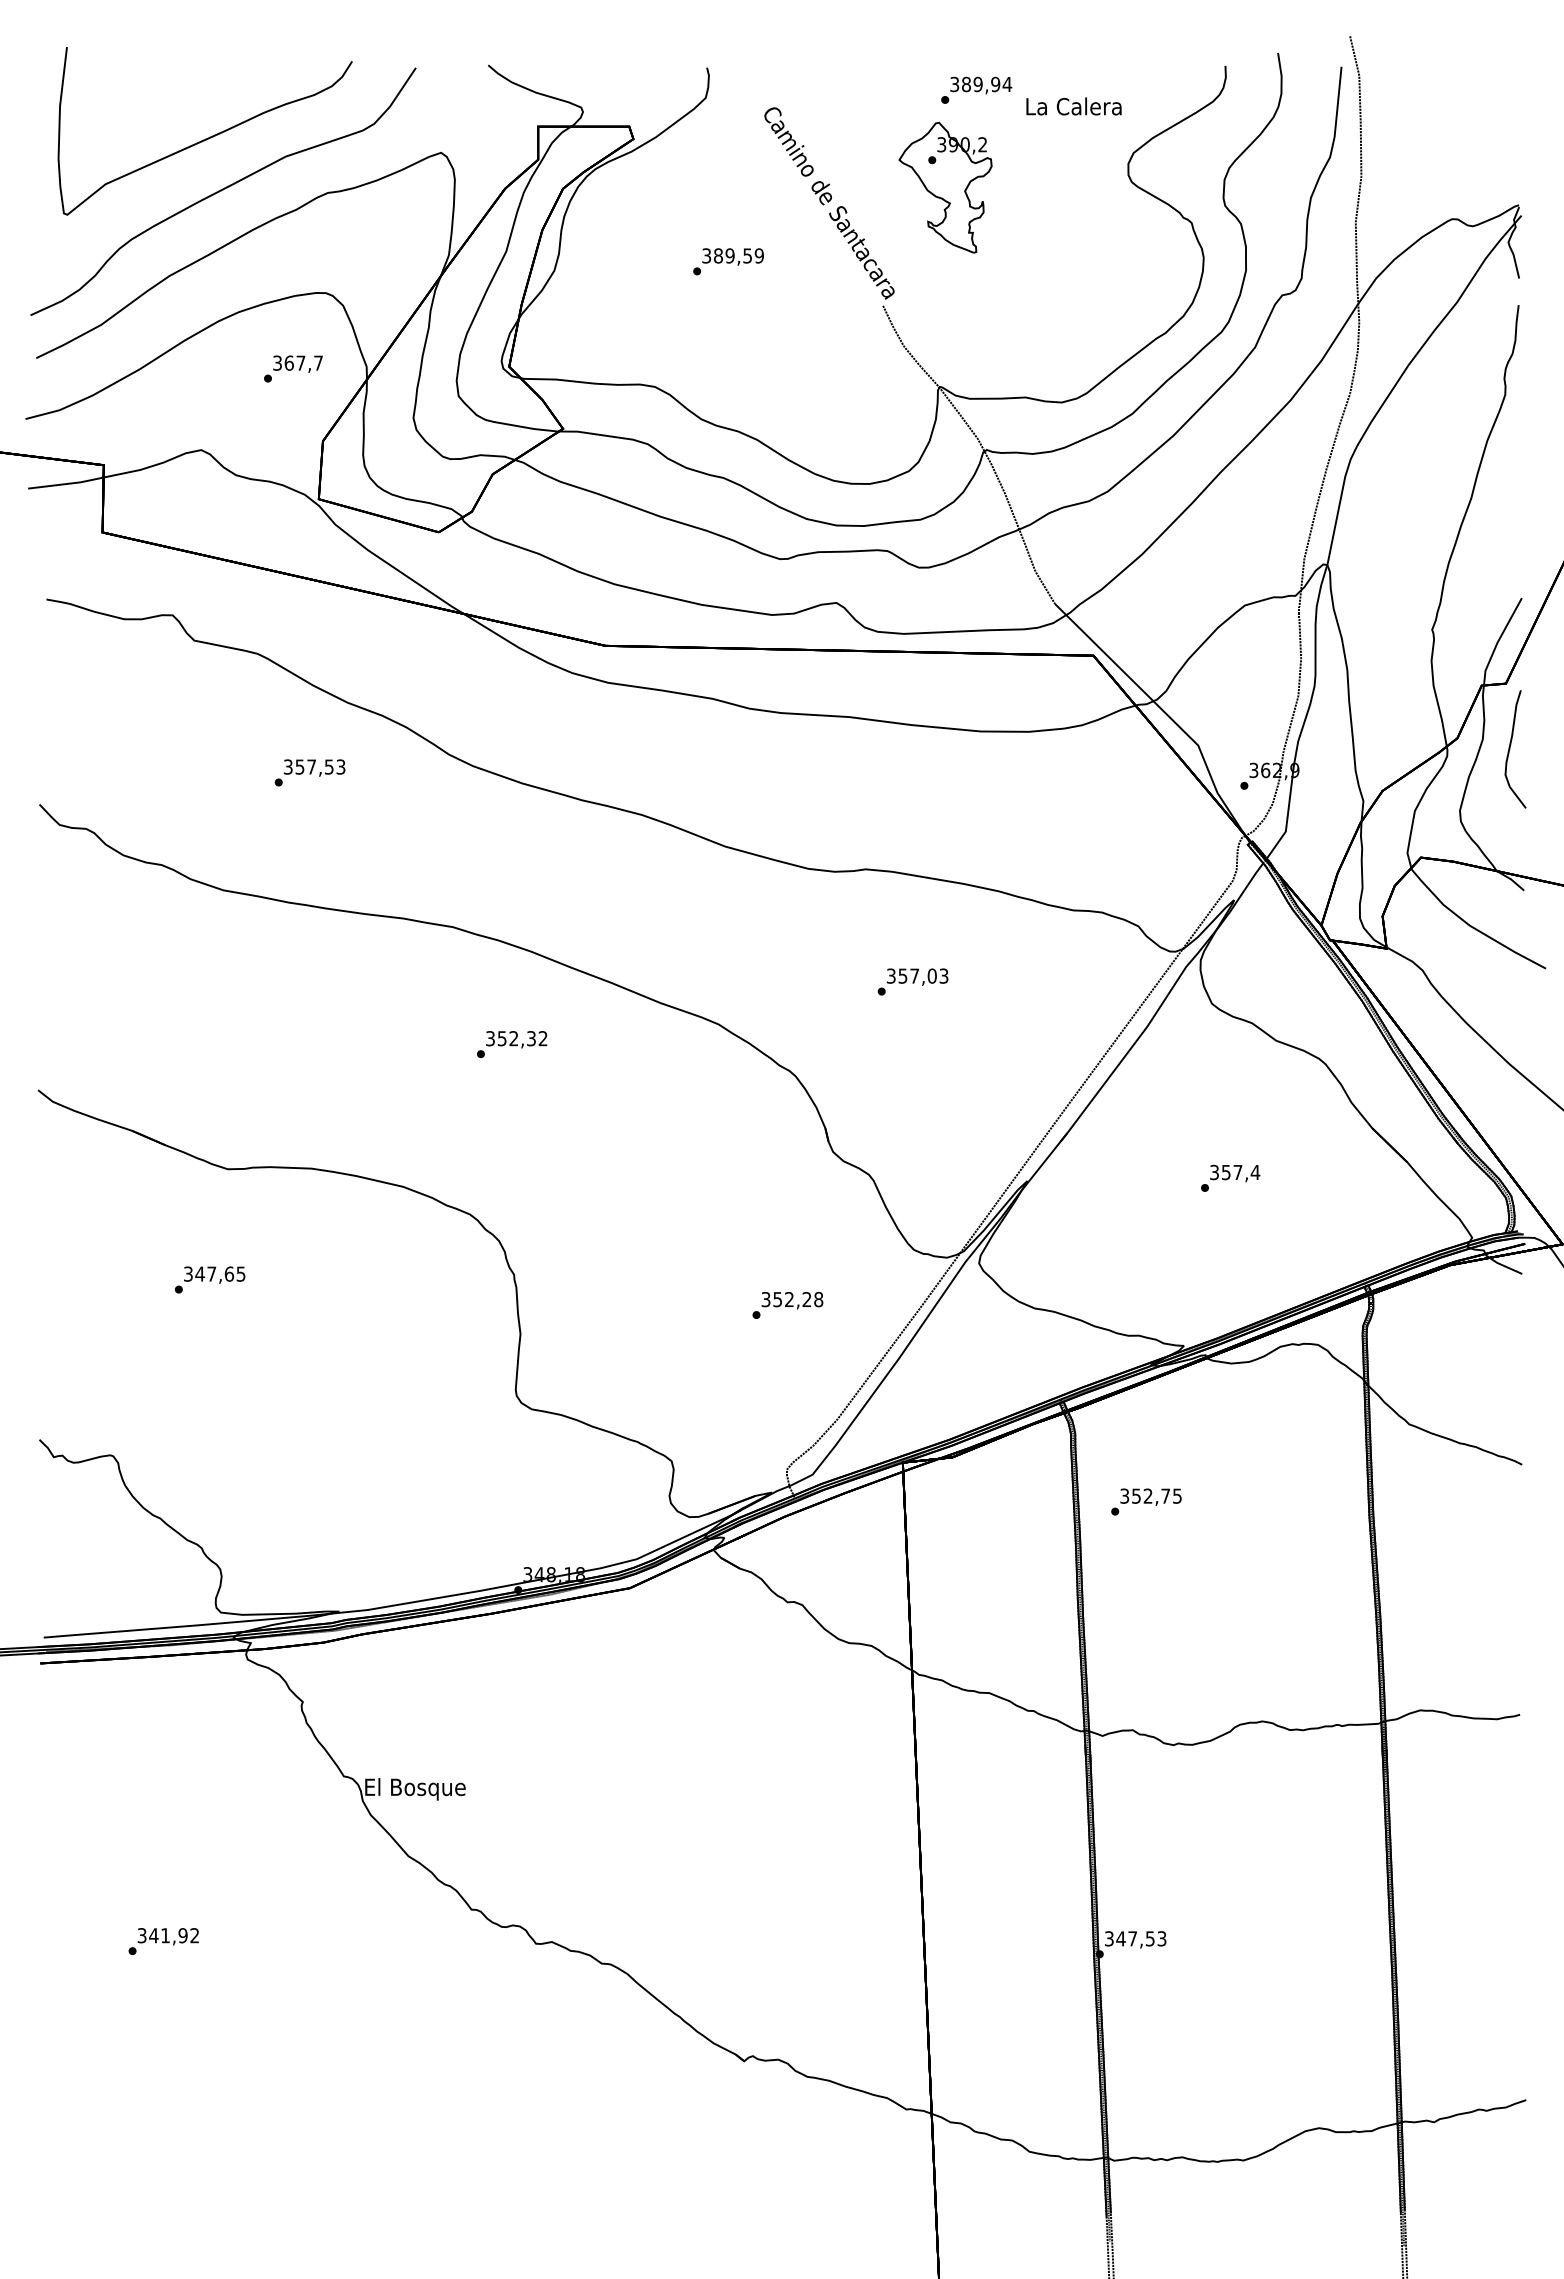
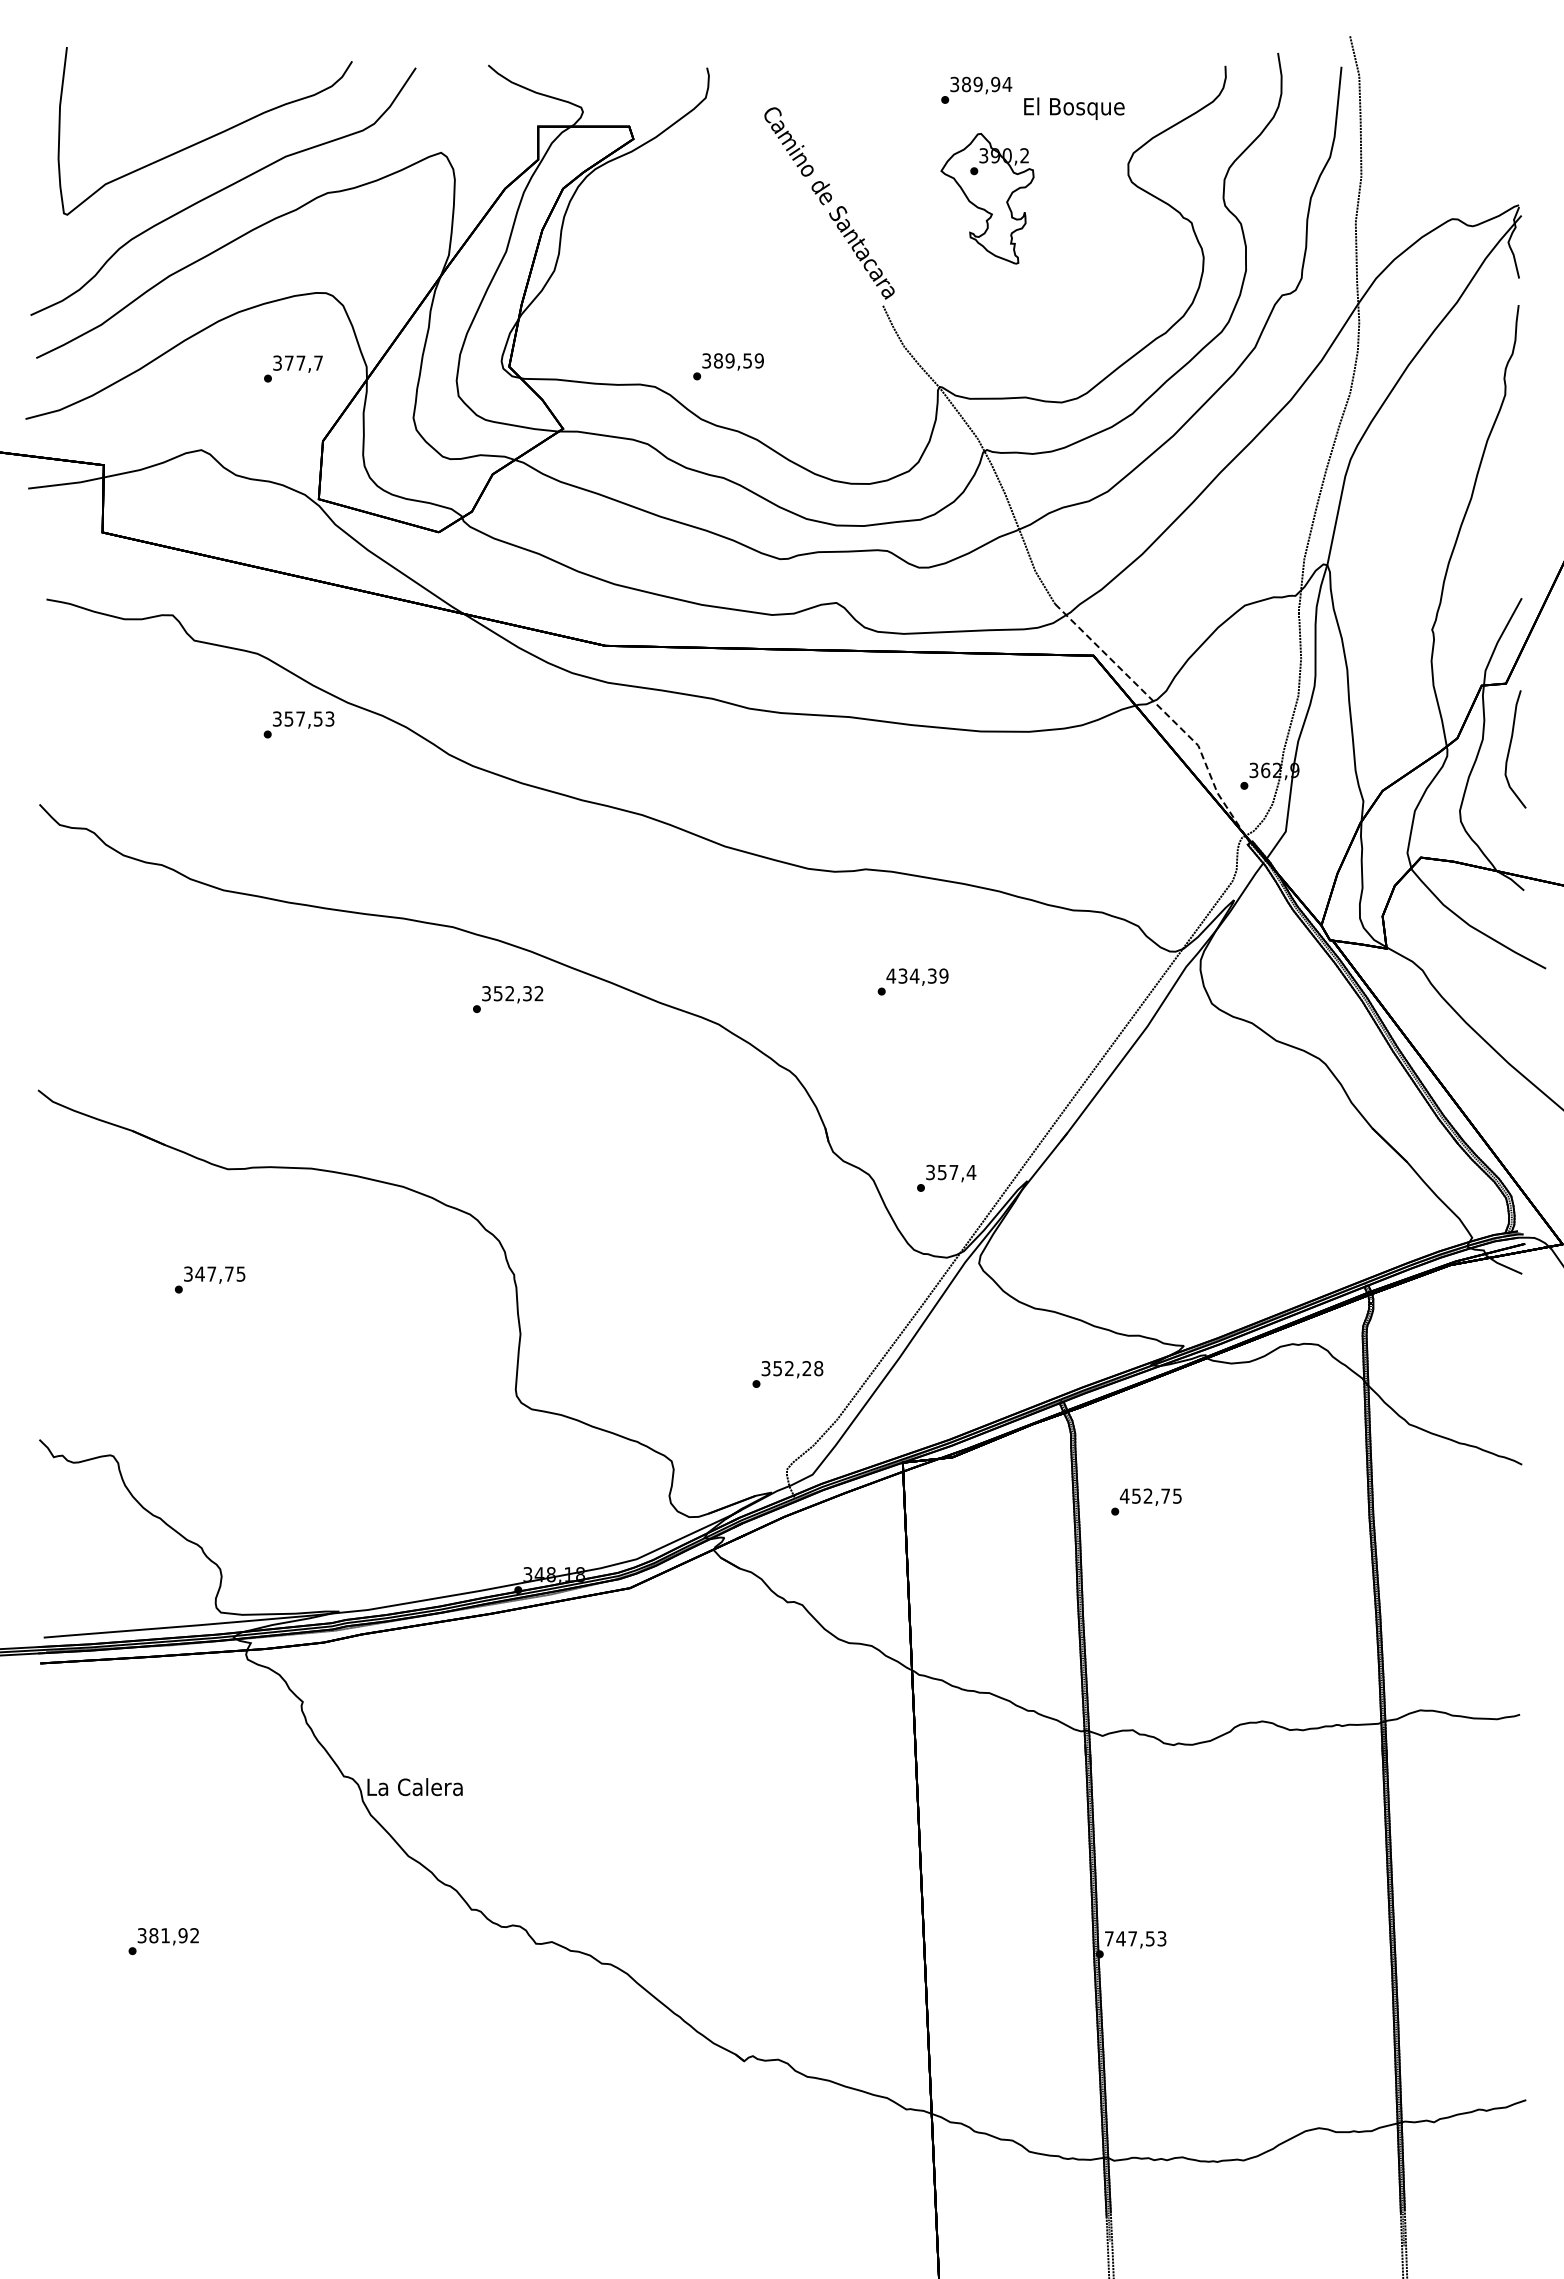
text: La Calera -> El Bosque (1074, 108)
part position: (945, 187) -> (987, 198) (987, 198)
text position: (728, 261) -> (728, 366) (728, 366)
text: 367,7 -> 377,7 (288, 362)
line: solid -> dashed (1164, 711)
text position: (309, 772) -> (298, 724) (298, 724)
text: 357,03 -> 434,39 (917, 975)
text position: (512, 1044) -> (508, 999) (508, 999)
text position: (1230, 1177) -> (946, 1177) (946, 1177)
text: 347,65 -> 347,75 (229, 1273)
text position: (787, 1305) -> (787, 1374) (787, 1374)
text: 352,75 -> 452,75 (1124, 1495)
text: El Bosque -> La Calera (415, 1789)
text: 341,92 -> 381,92 (153, 1935)
text: 347,53 -> 747,53 (1109, 1938)
